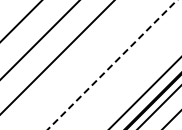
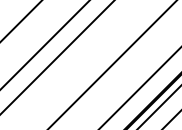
line position: (39, 40) -> (44, 45) (44, 45)
line: dashed -> solid (111, 65)
line position: (144, 92) -> (139, 87) (139, 87)
